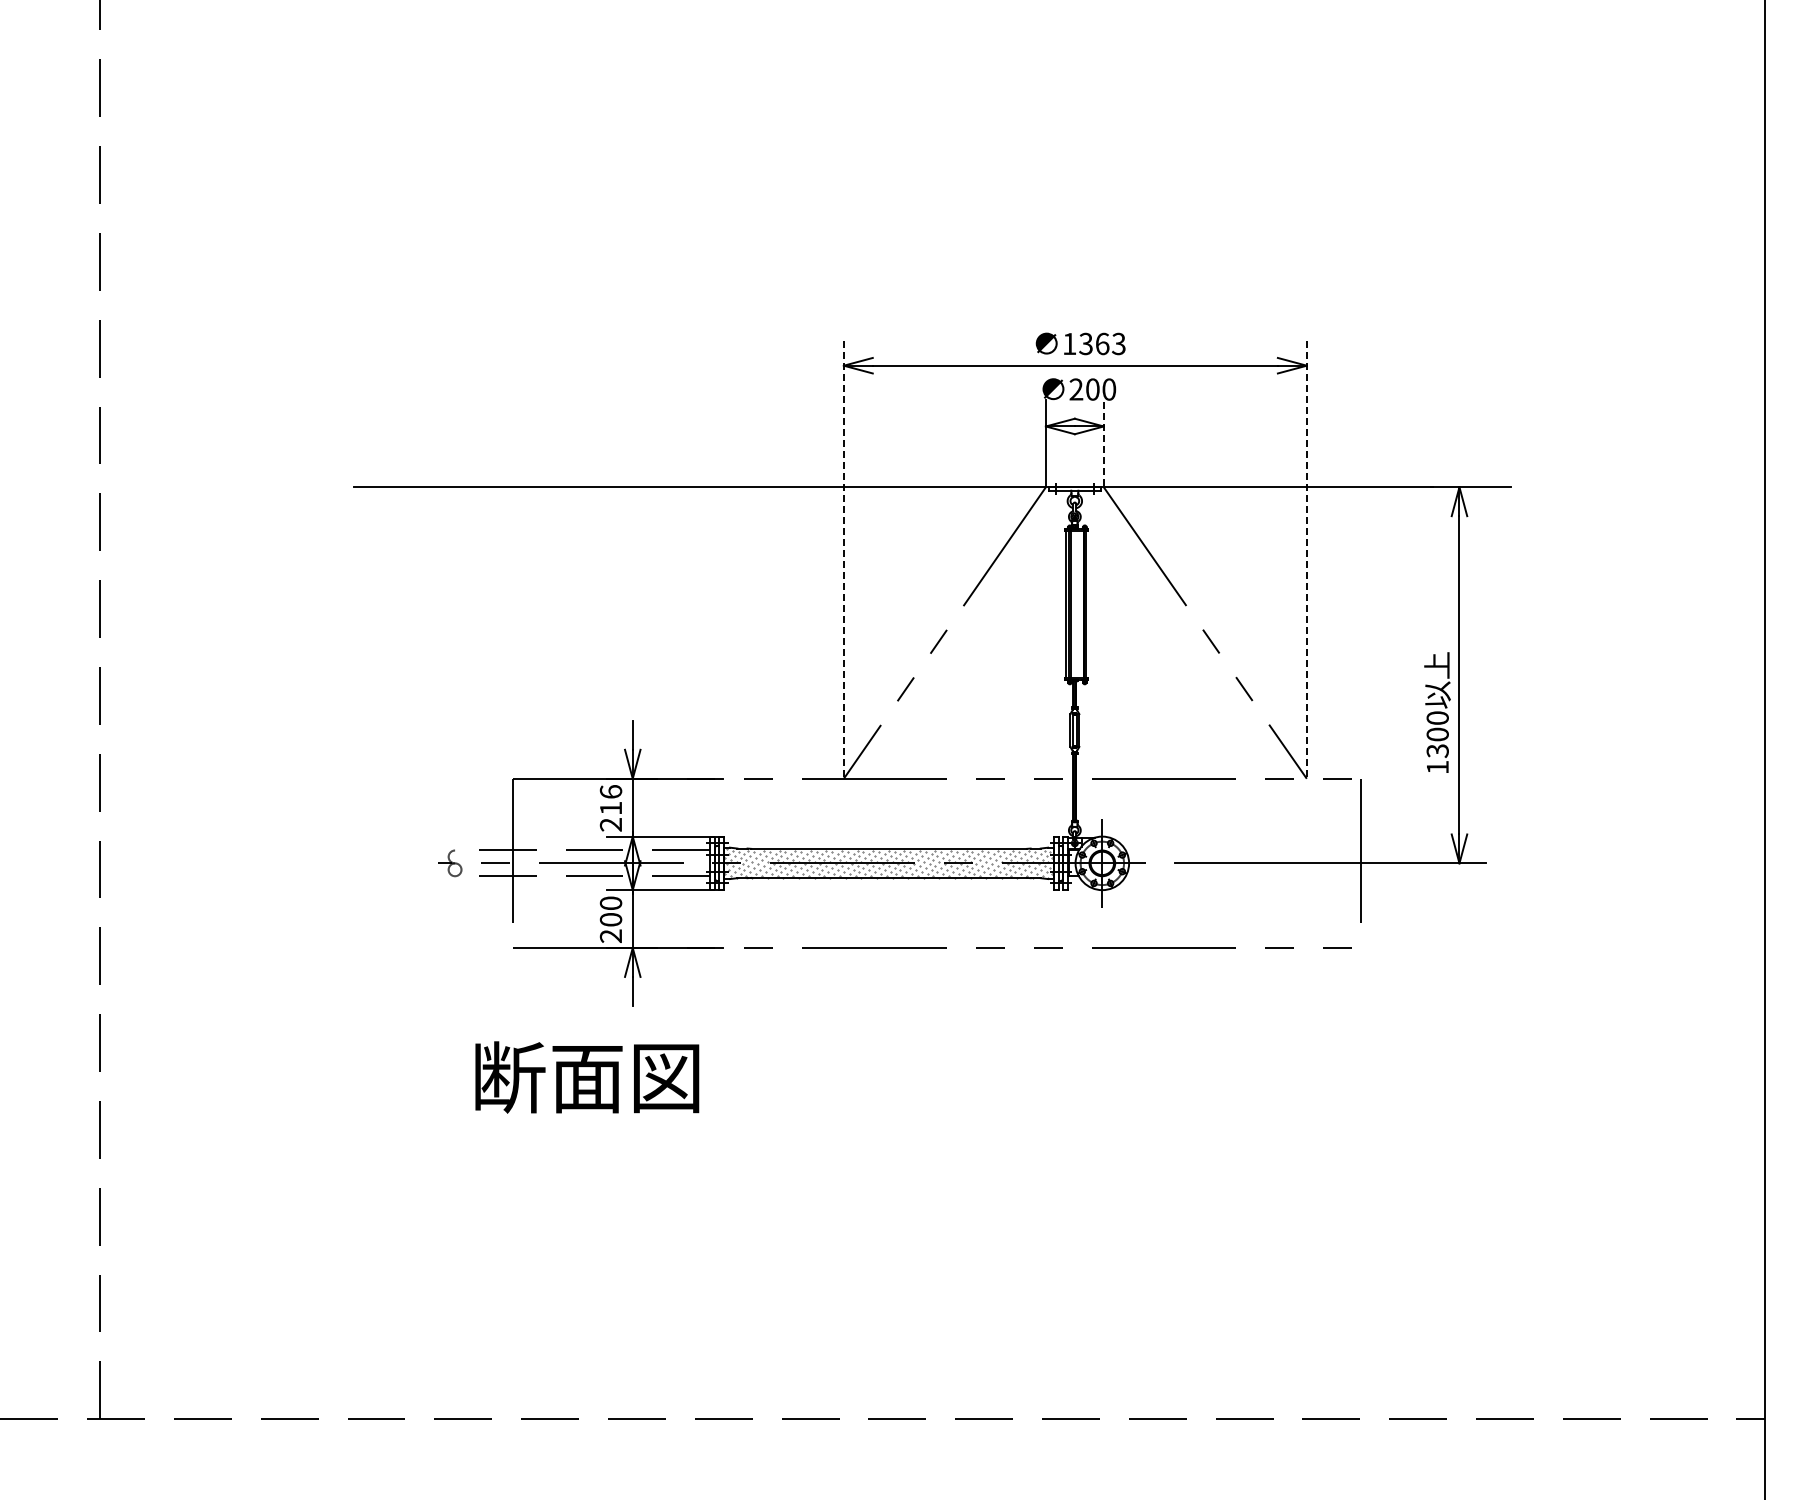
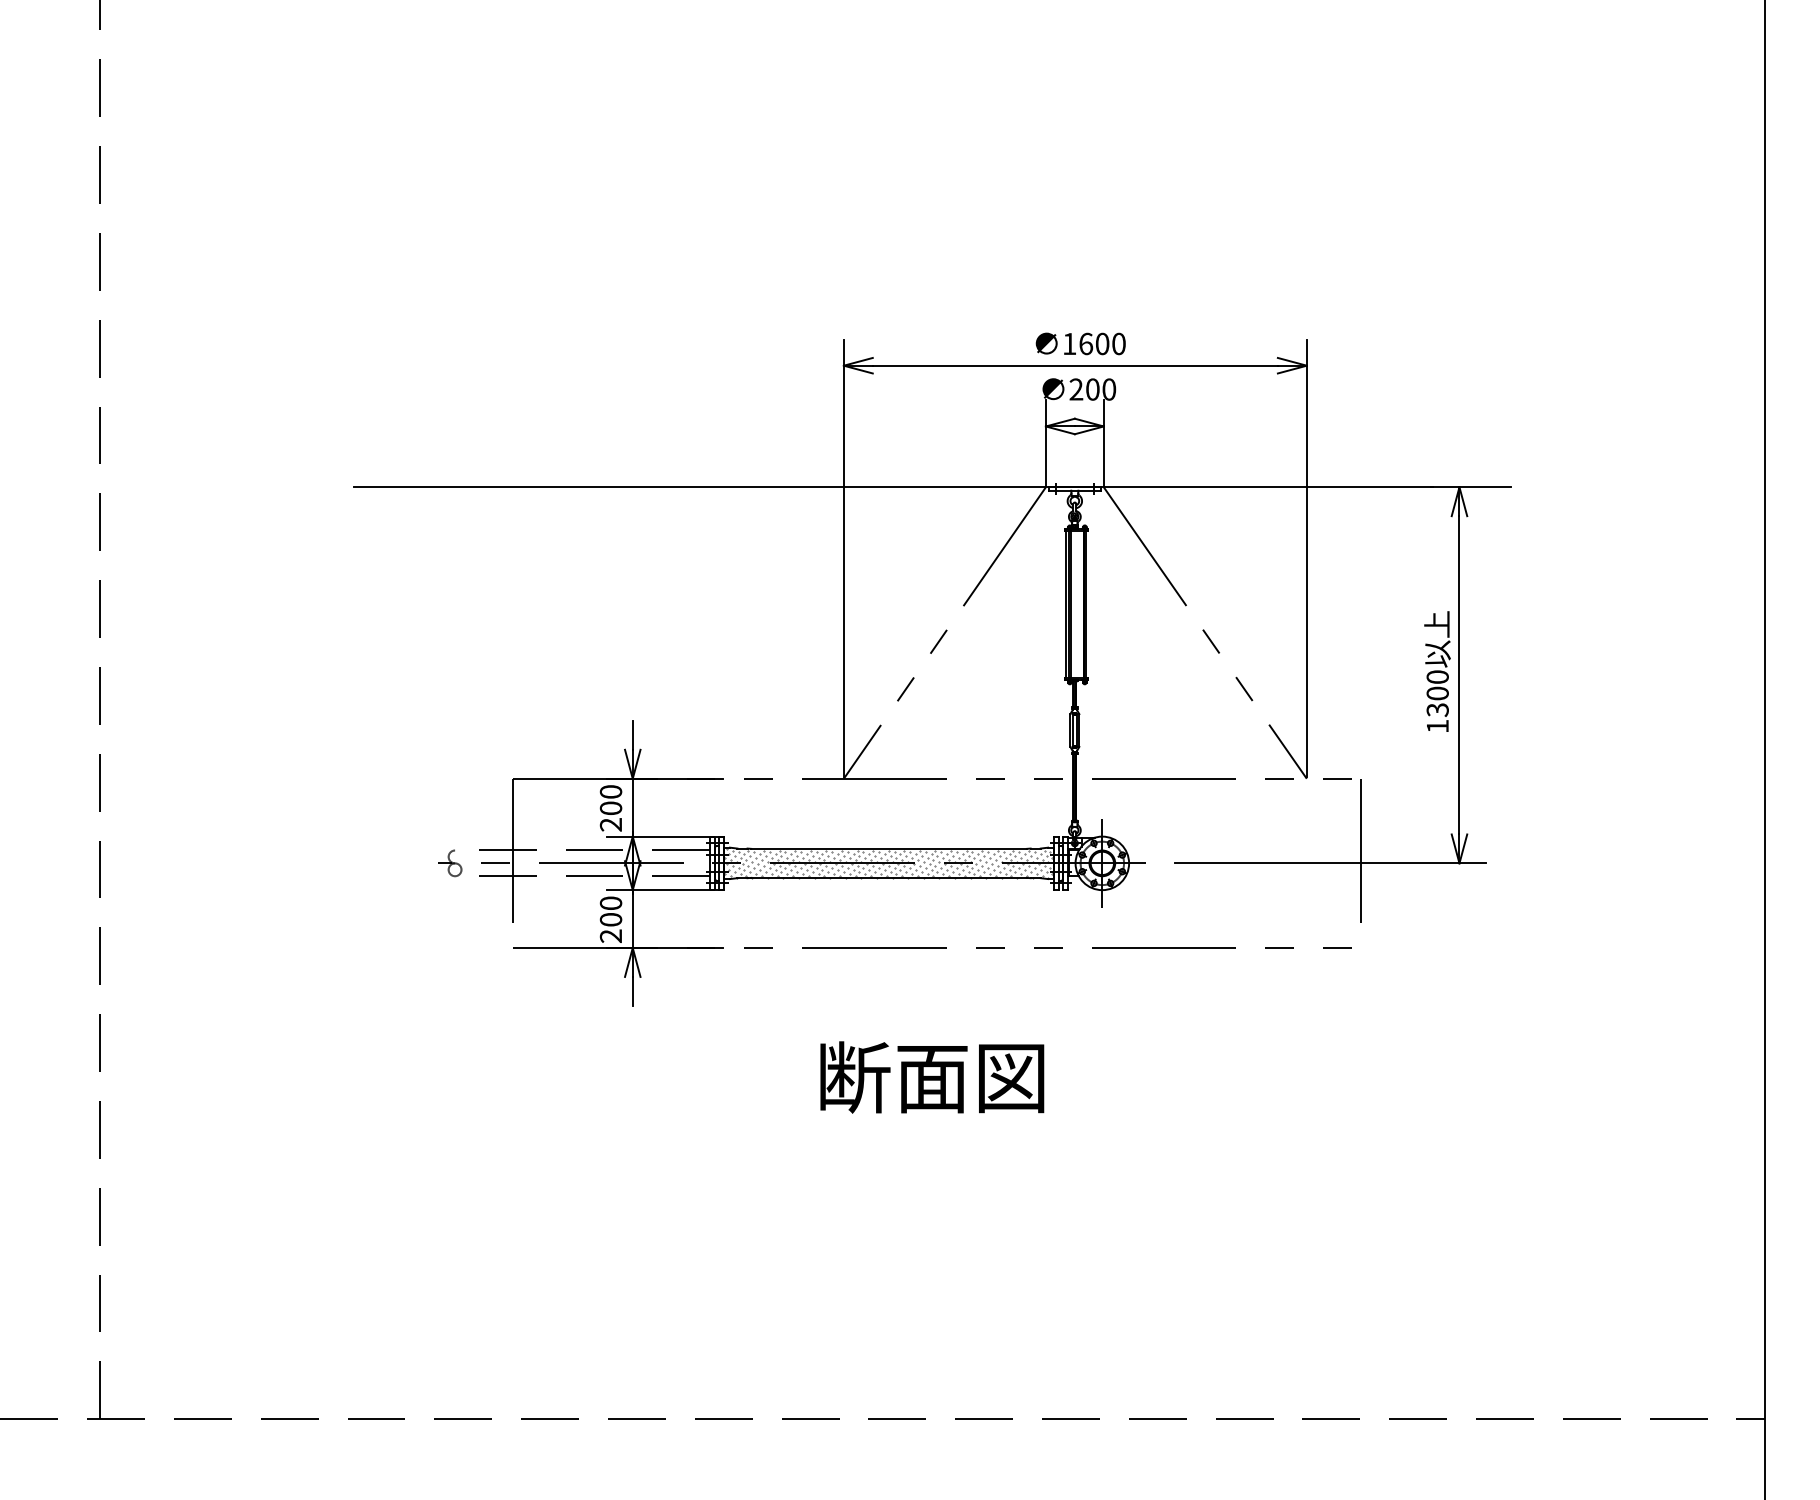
text: 1363 -> 1600 (1102, 343)
line: dashed -> solid (1103, 443)
line: dashed -> solid (843, 558)
line: dashed -> solid (1306, 558)
text position: (1437, 712) -> (1437, 671) (1437, 671)
text: 216 -> 200 (610, 799)
text position: (587, 1077) -> (932, 1077) (932, 1077)
